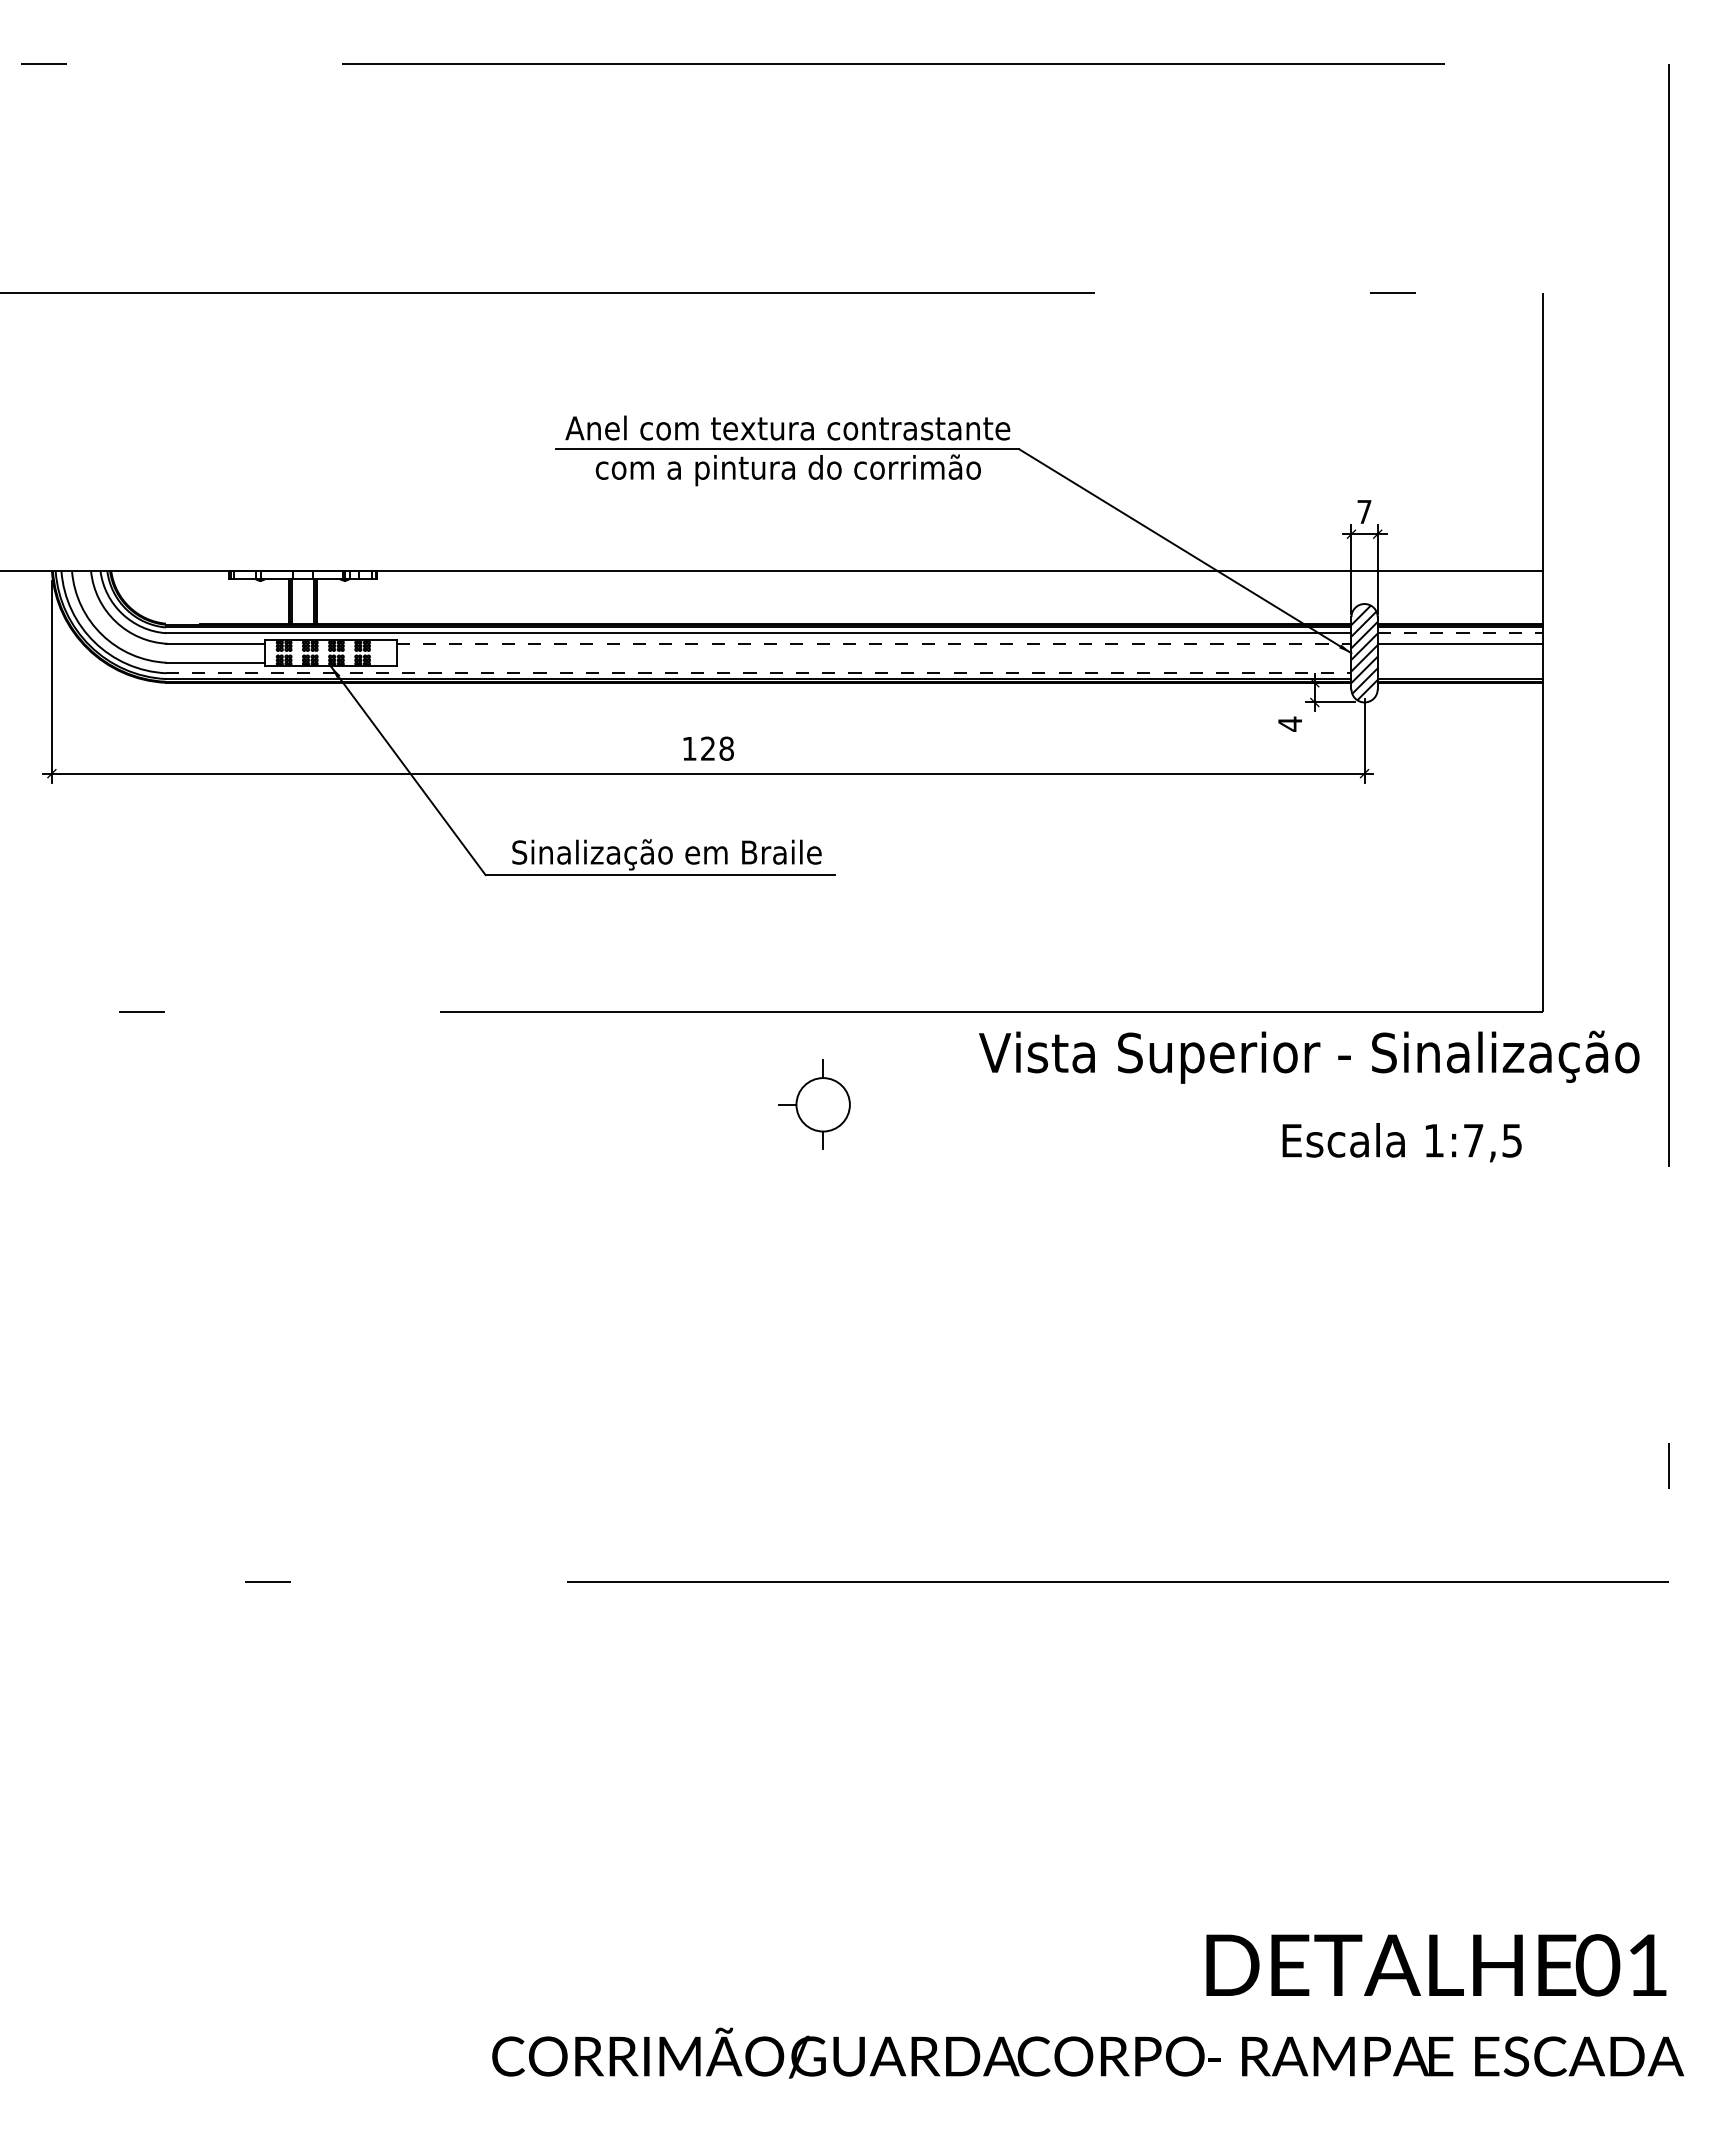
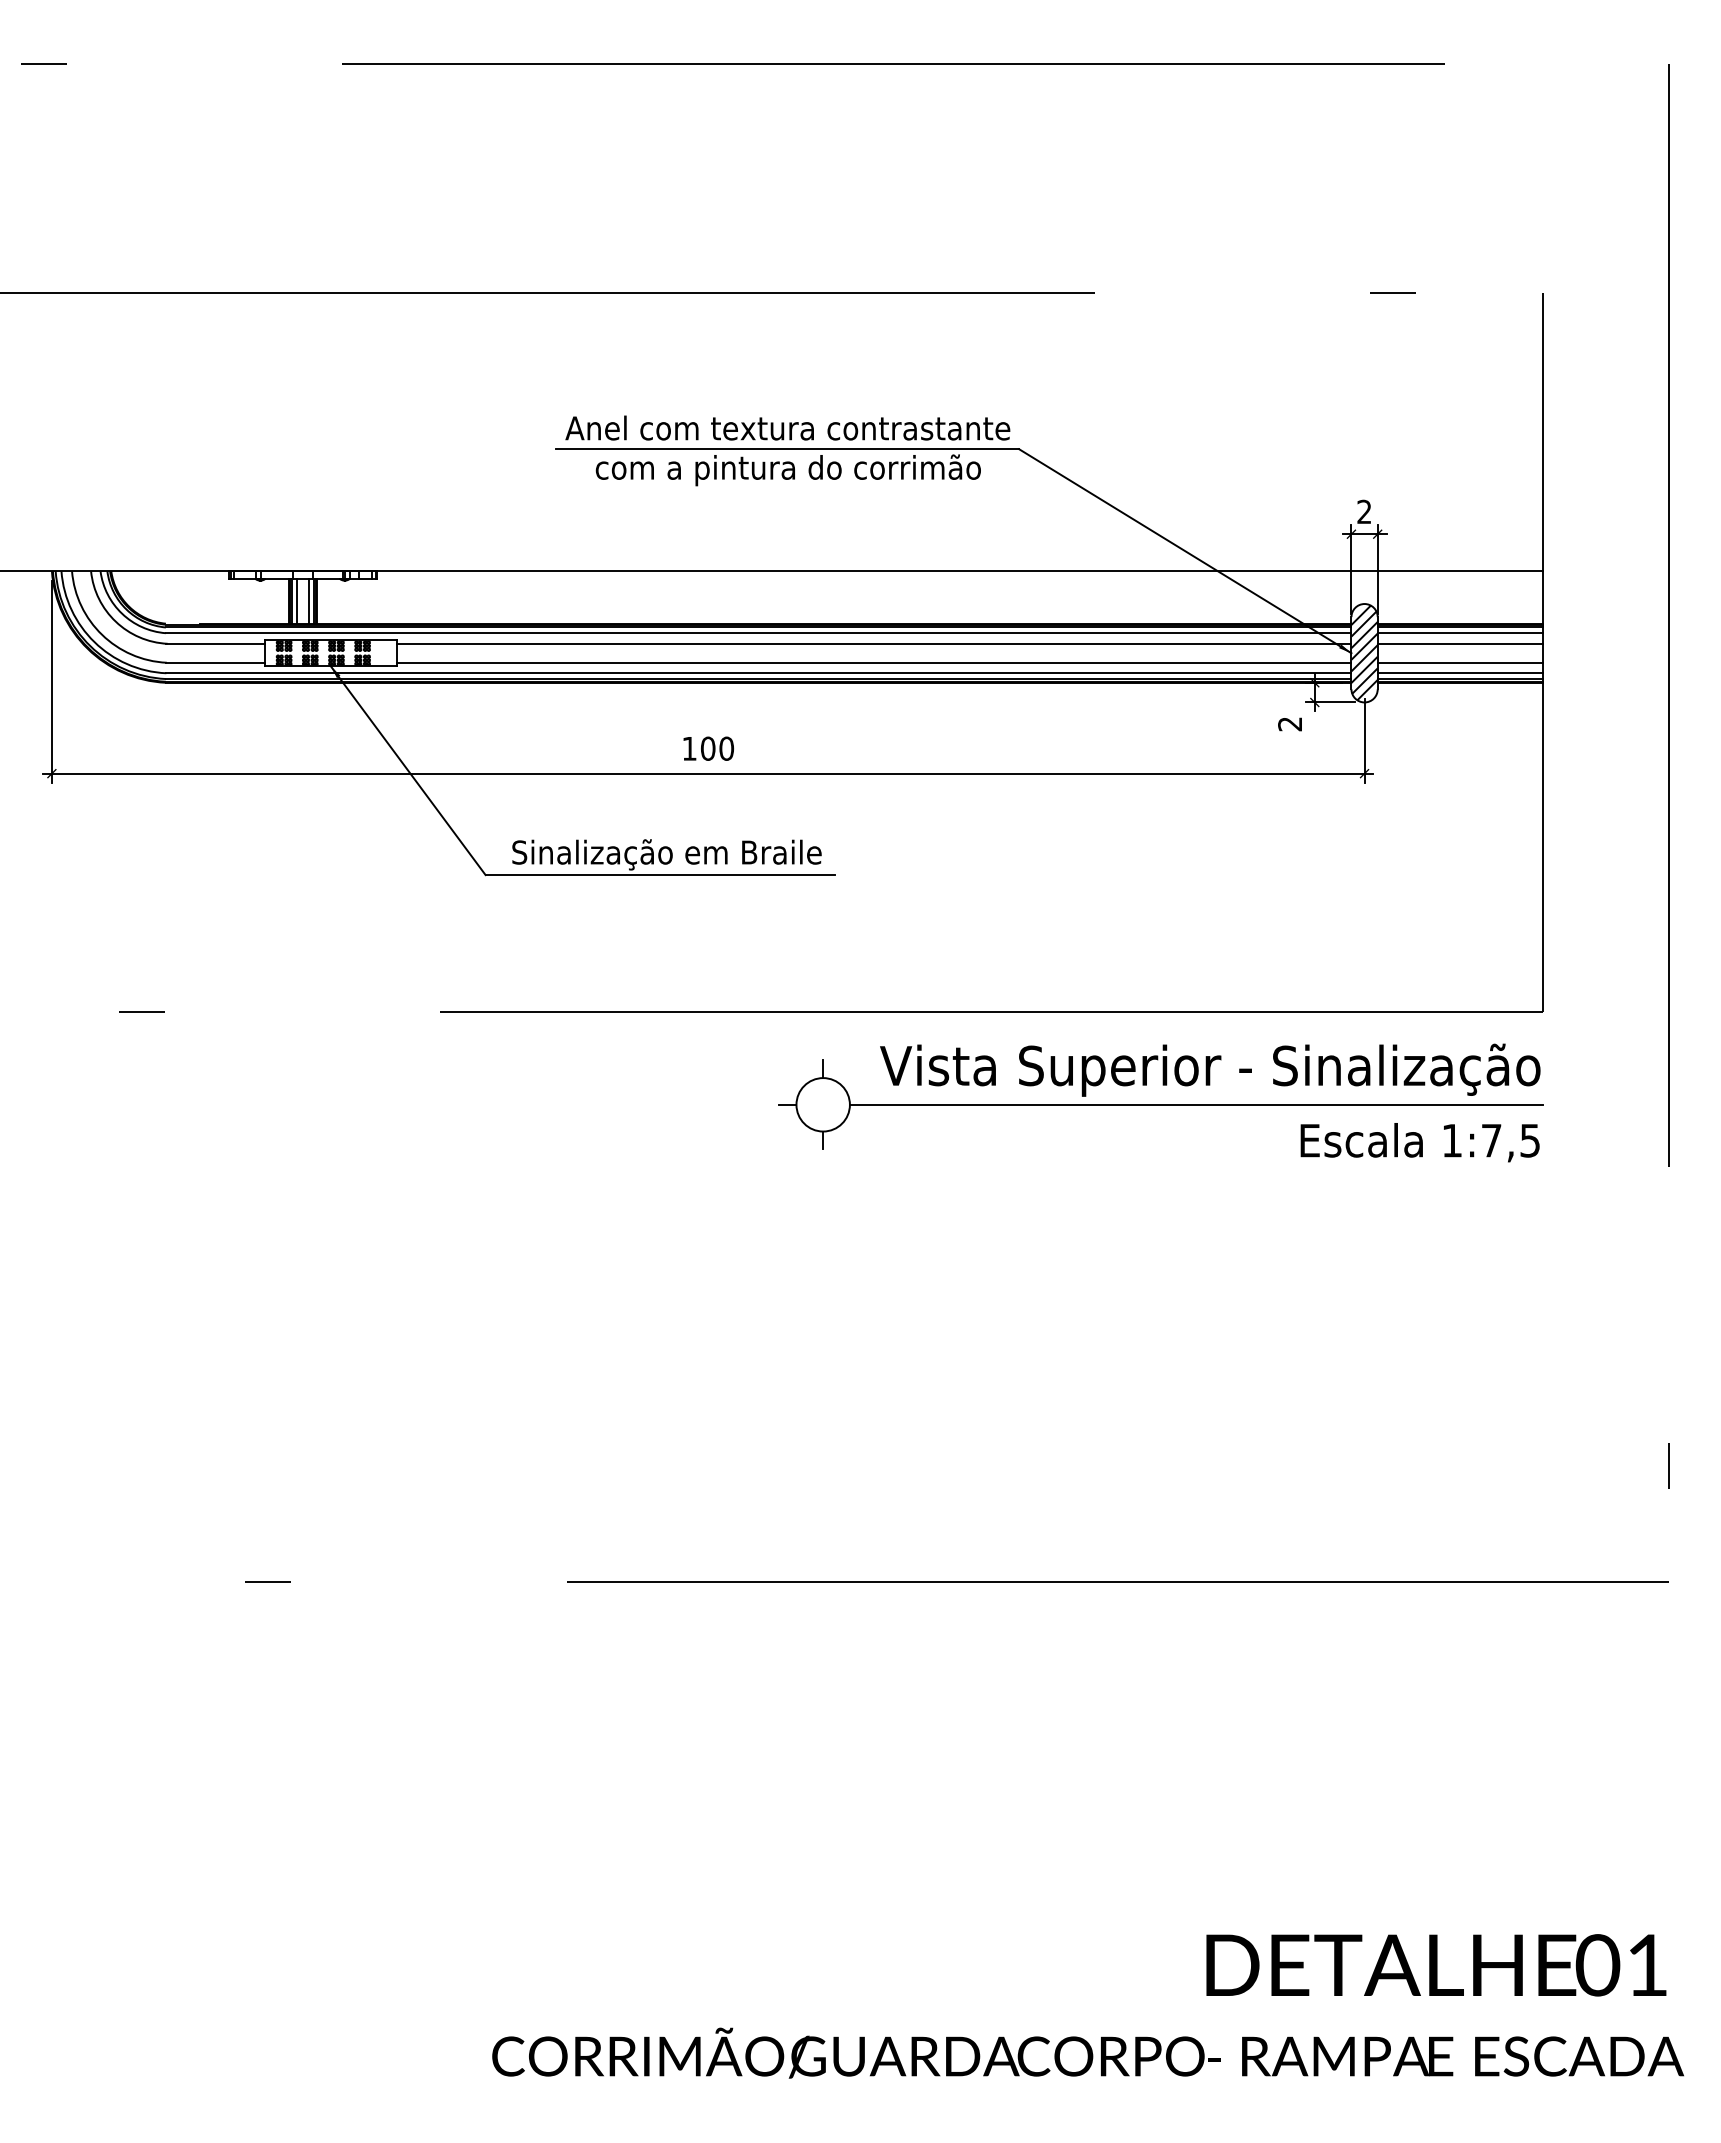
text: 7 -> 2 (1364, 511)
line: none -> present (297, 600)
line: none -> present (308, 600)
line: dashed -> solid (1460, 633)
line: dashed -> solid (874, 643)
line: none -> present (873, 662)
line: none -> present (1460, 662)
line: dashed -> solid (758, 673)
line: none -> present (1460, 673)
text: 4 -> 2 (1289, 723)
text: 128 -> 100 (717, 748)
text position: (1309, 1056) -> (1210, 1069) (1210, 1069)
line: none -> present (1196, 1104)
text position: (1401, 1142) -> (1419, 1142) (1419, 1142)
